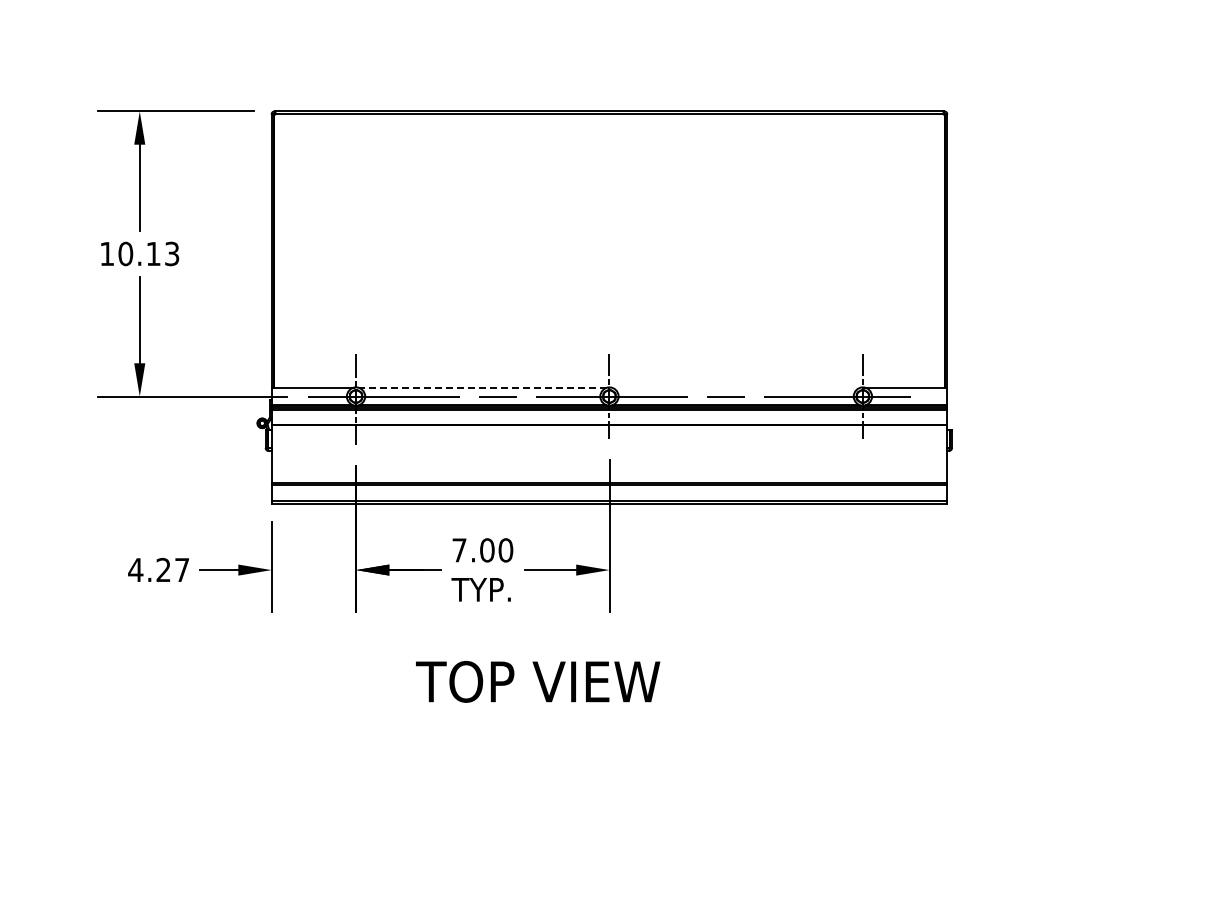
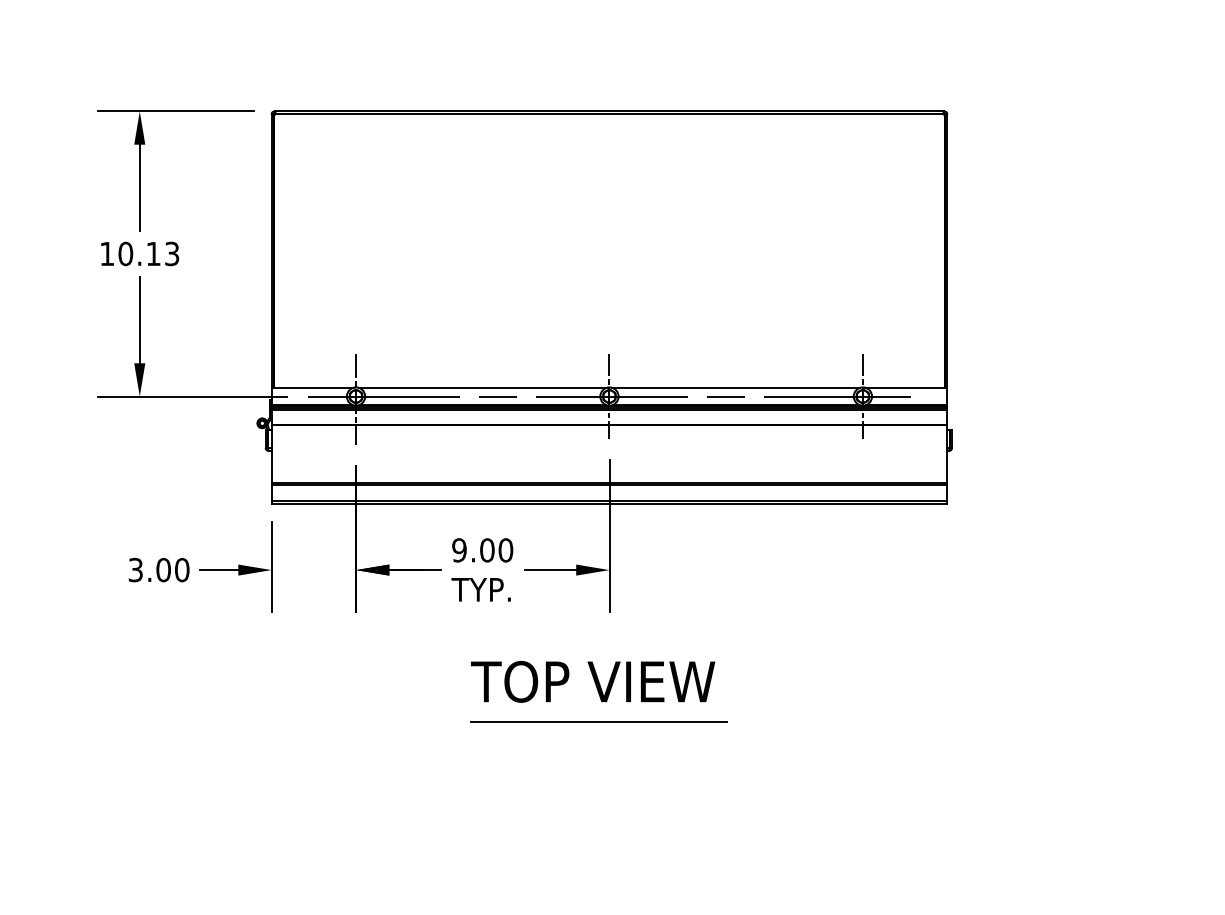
line: dashed -> solid (482, 387)
line: none -> present (735, 387)
text: 7.00 -> 9.00 (459, 550)
text: 4.27 -> 3.00 (158, 569)
text position: (538, 681) -> (593, 681) (593, 681)
line: none -> present (598, 721)
